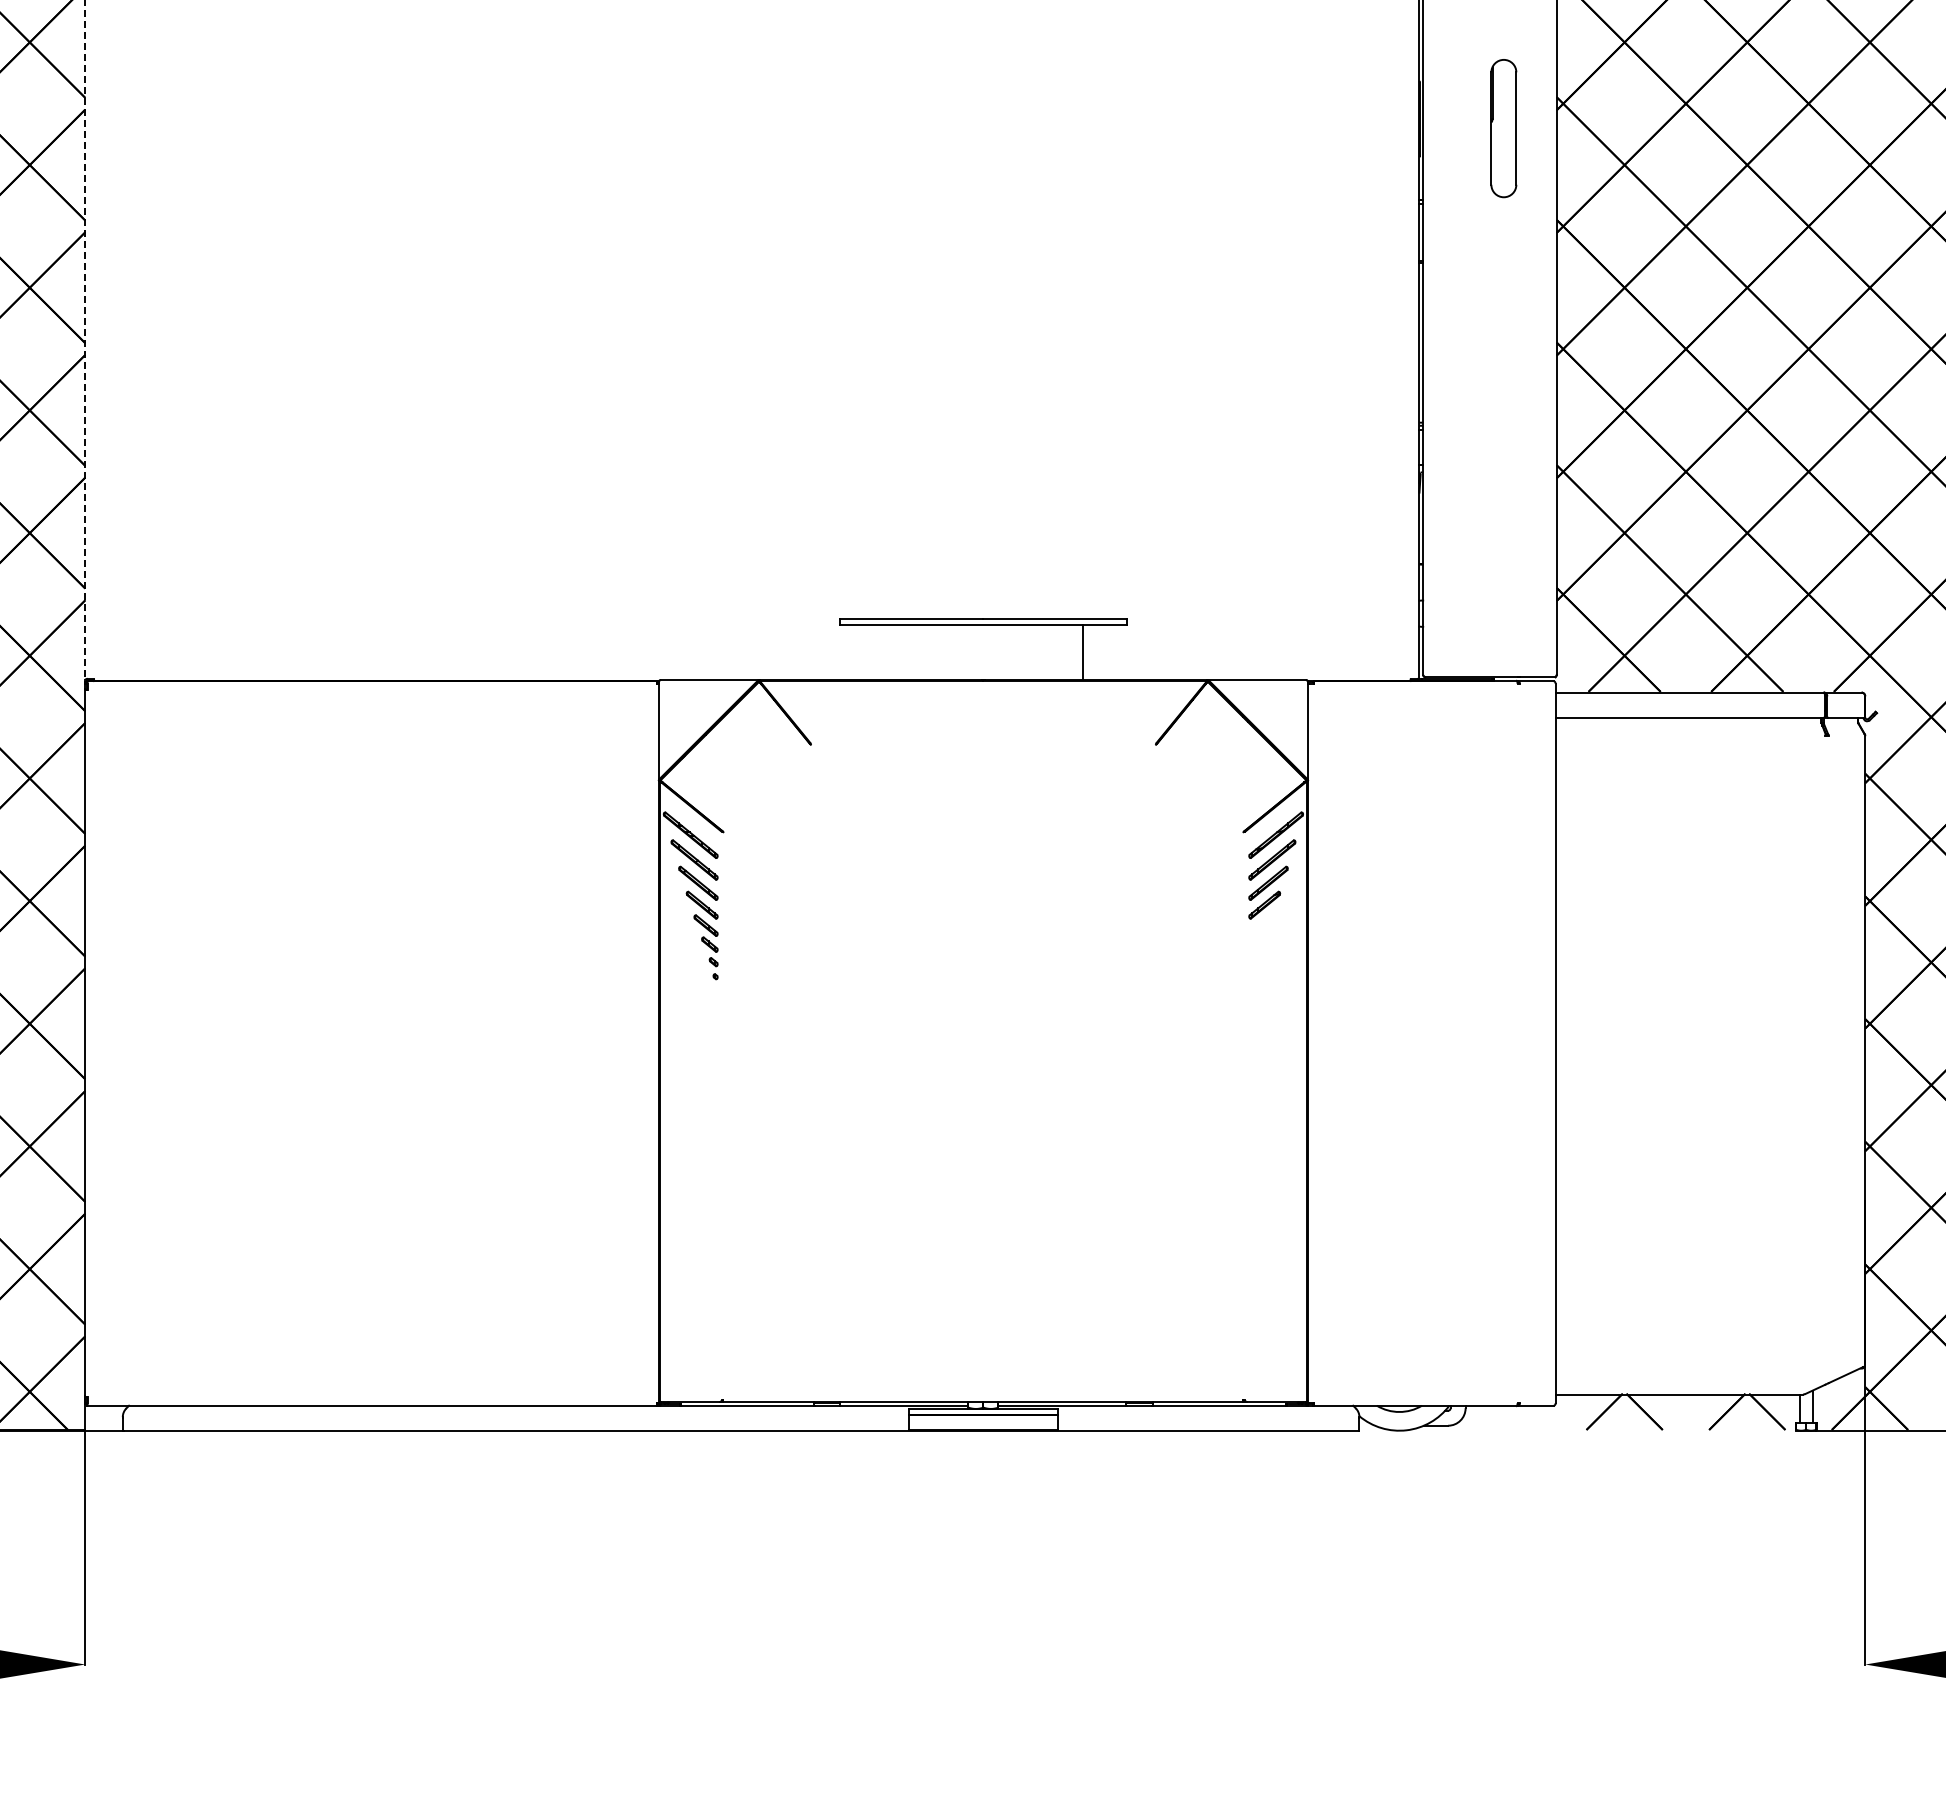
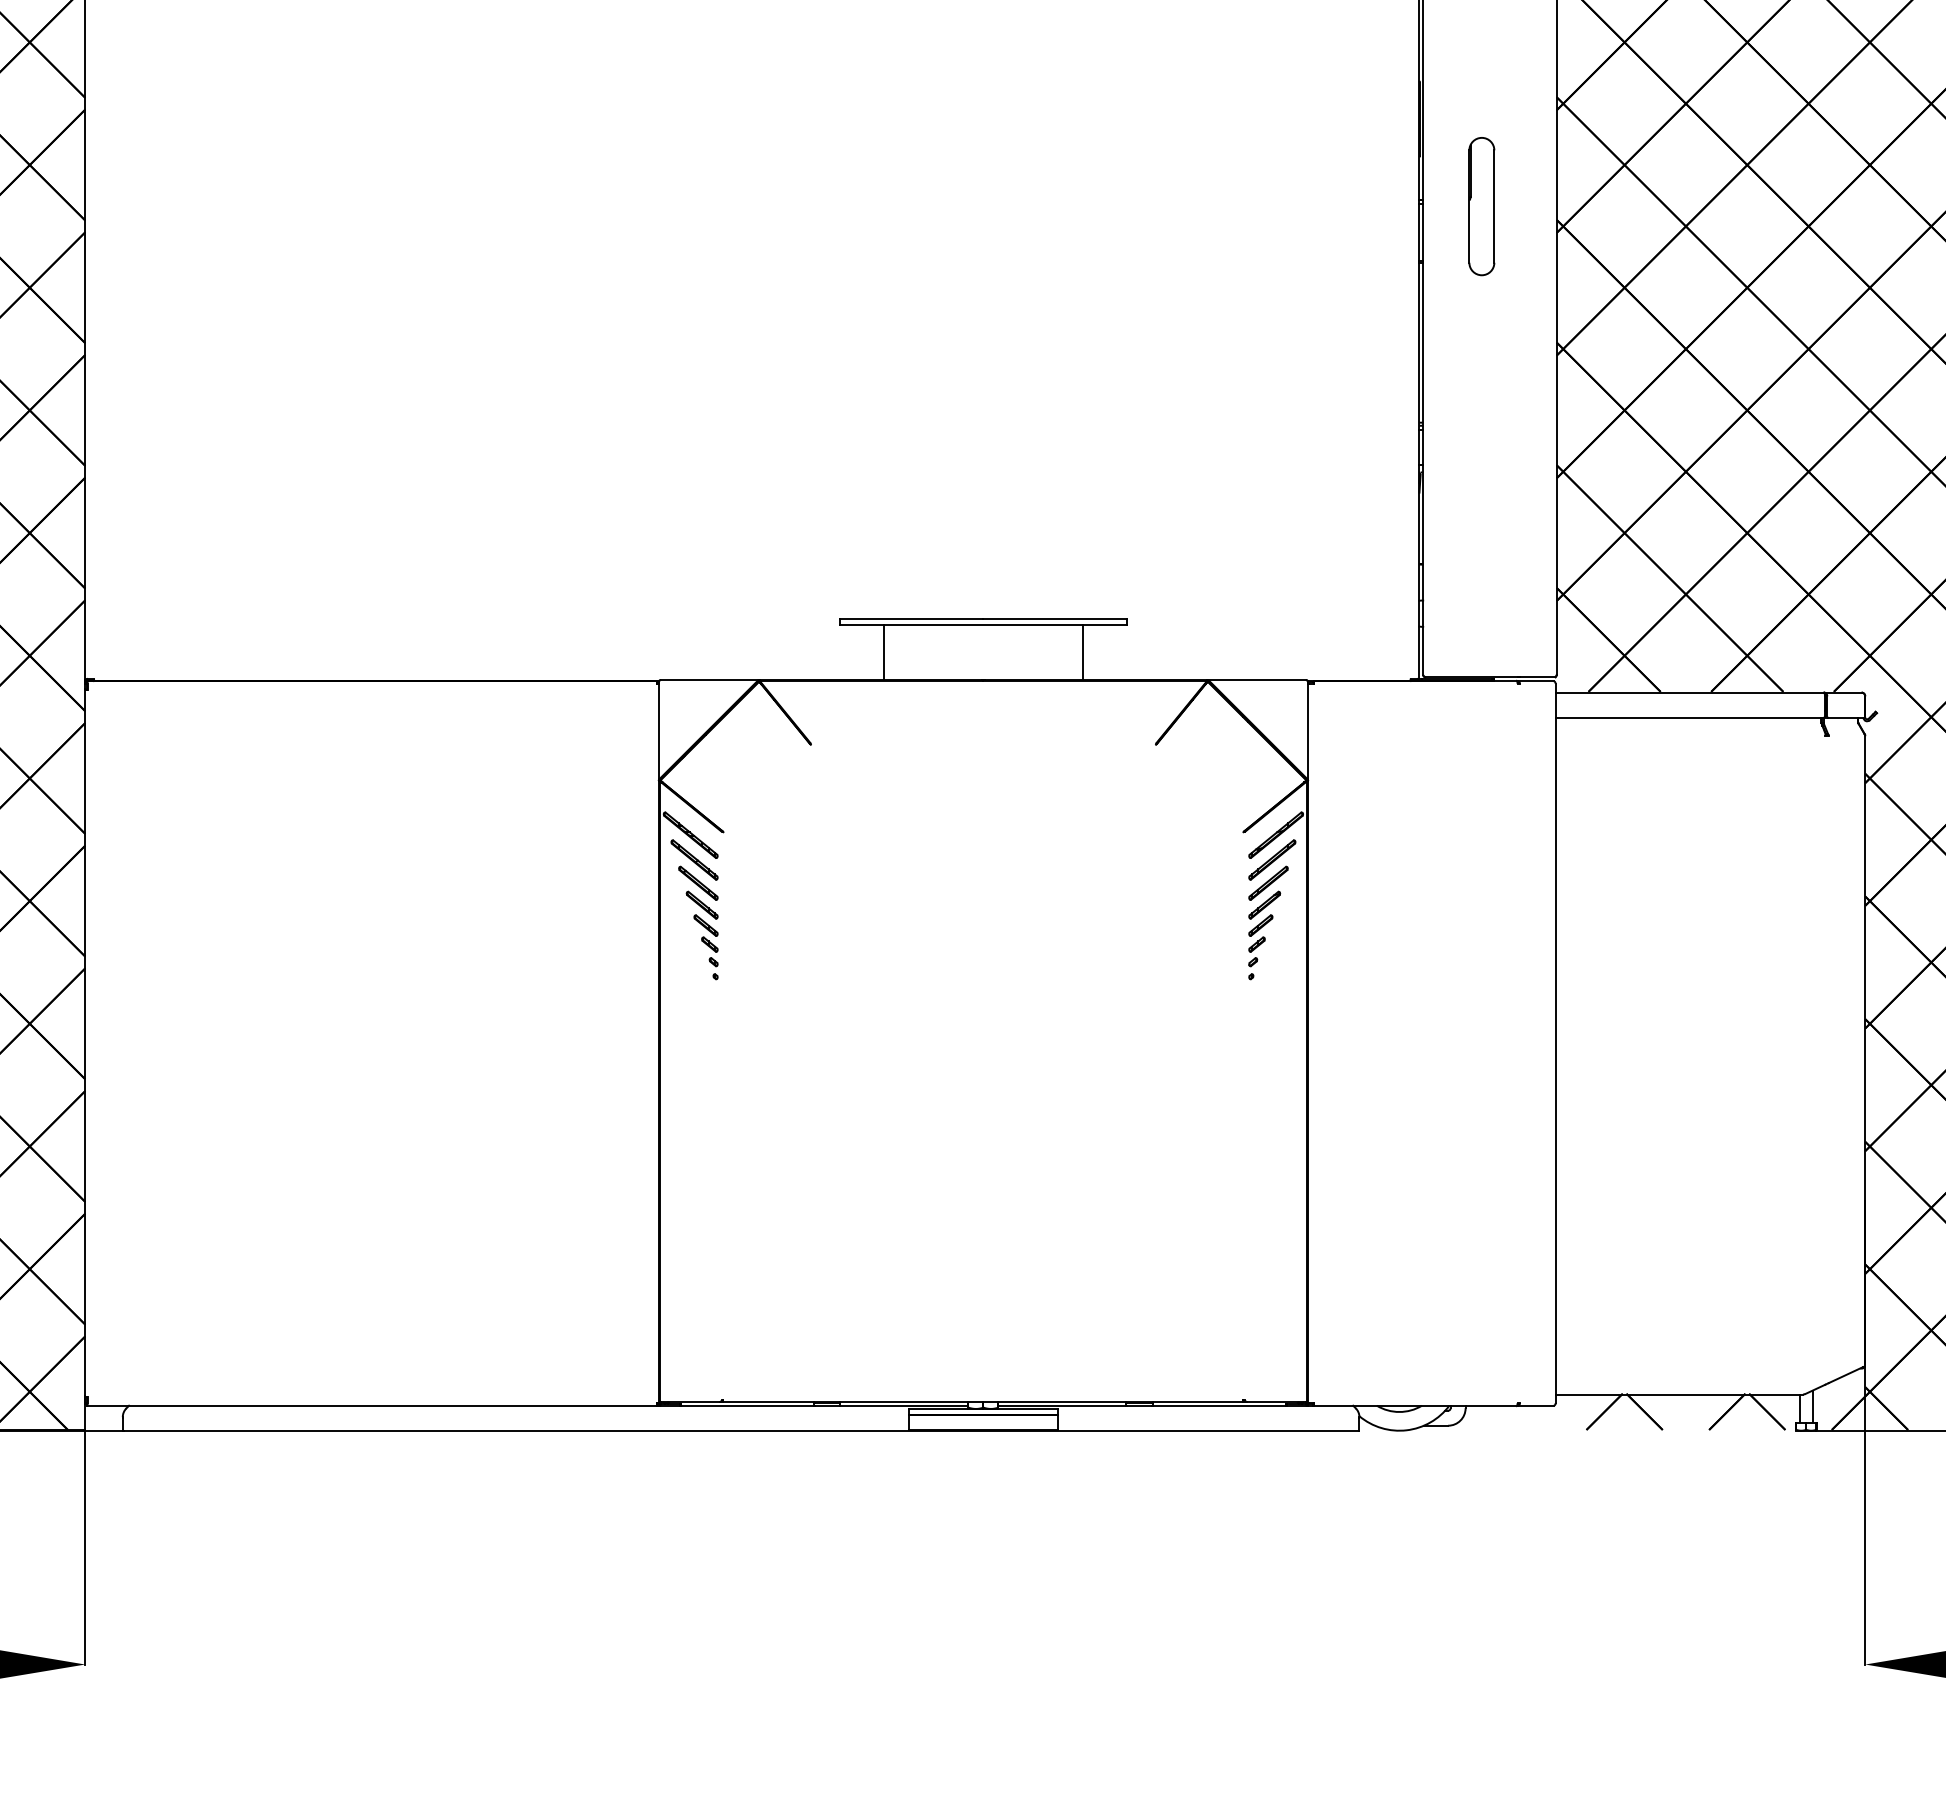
part position: (1503, 128) -> (1481, 206) (1481, 206)
line: dashed -> solid (85, 340)
line: none -> present (884, 652)
part: none -> present (1260, 947)
